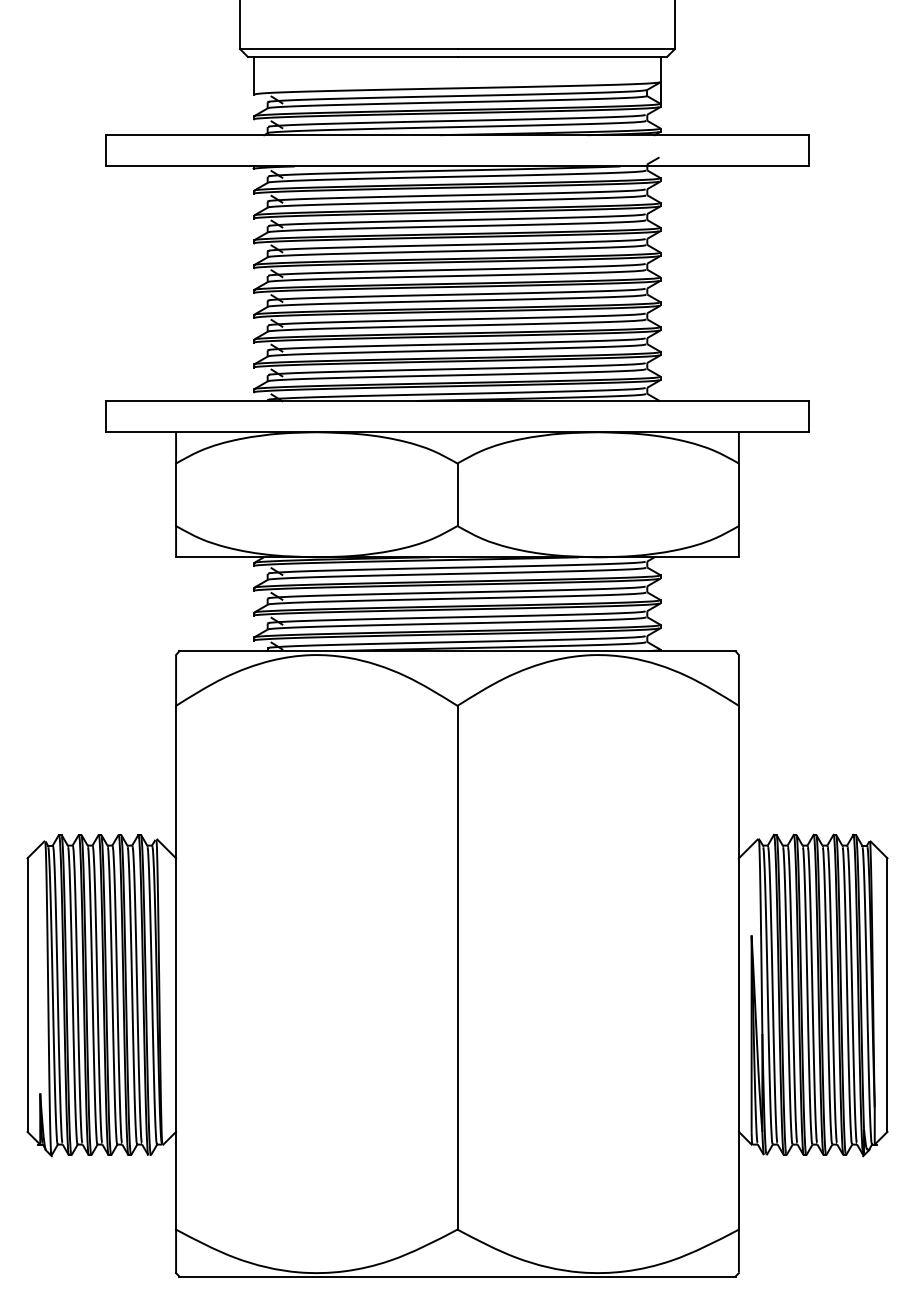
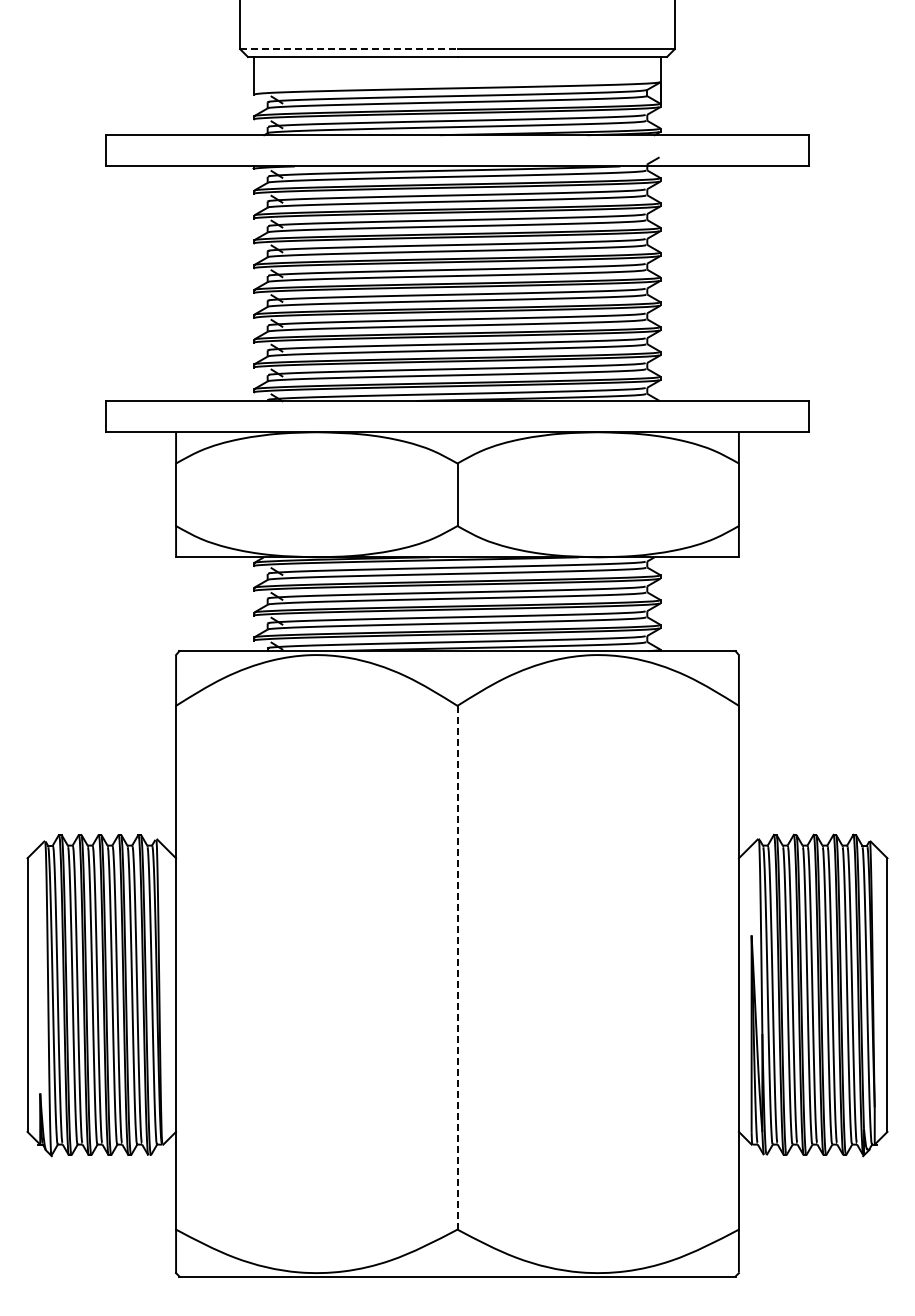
line: solid -> dashed (348, 49)
line: solid -> dashed (457, 967)
